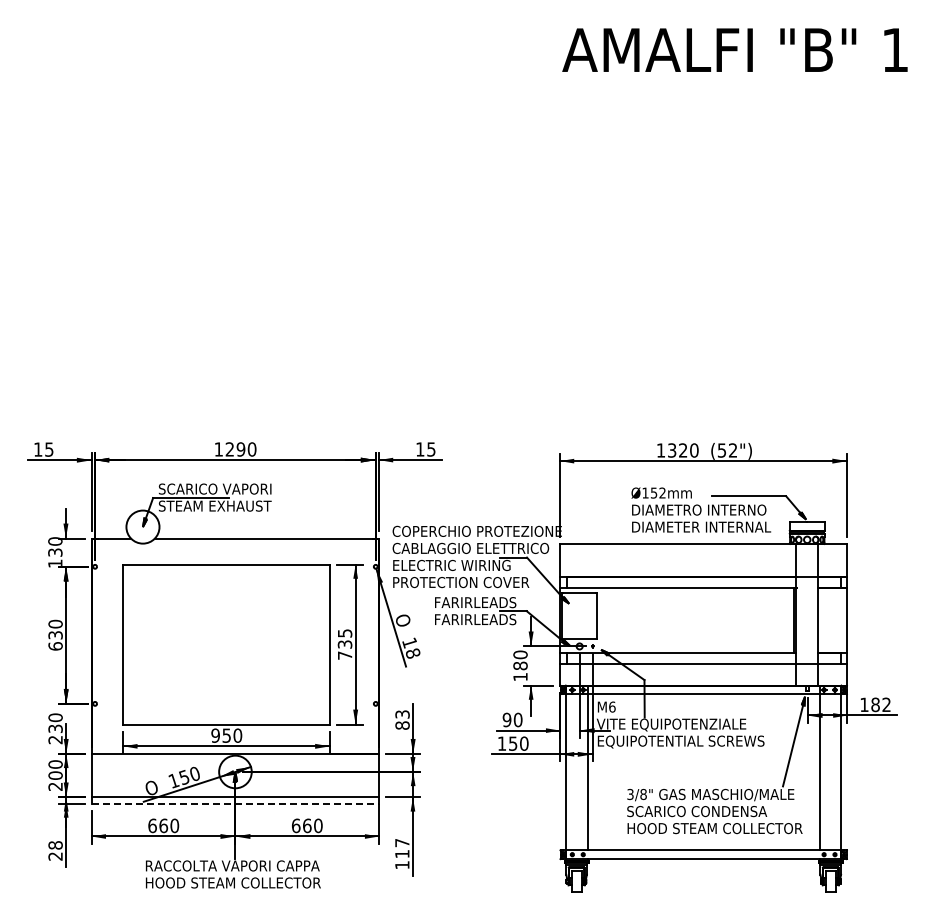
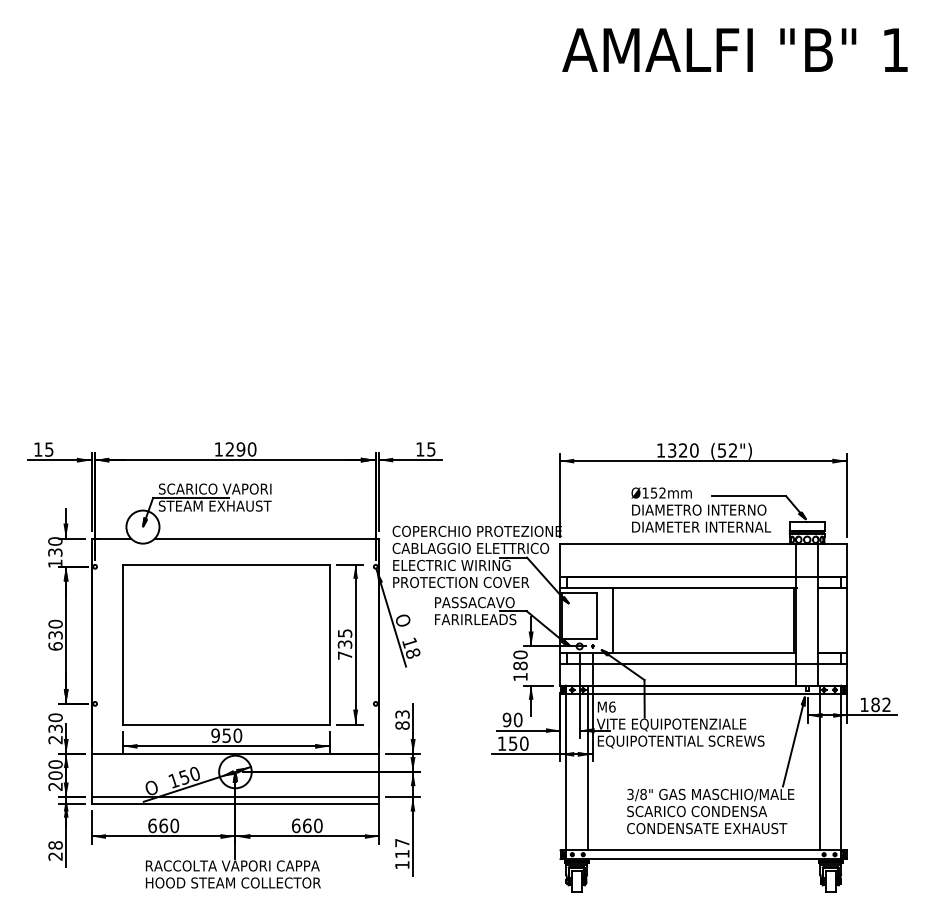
text: FARIRLEADS -> PASSACAVO (476, 602)
line: none -> present (613, 620)
line: dashed -> solid (235, 803)
text: HOOD STEAM COLLECTOR -> CONDENSATE EXHAUST (714, 828)
